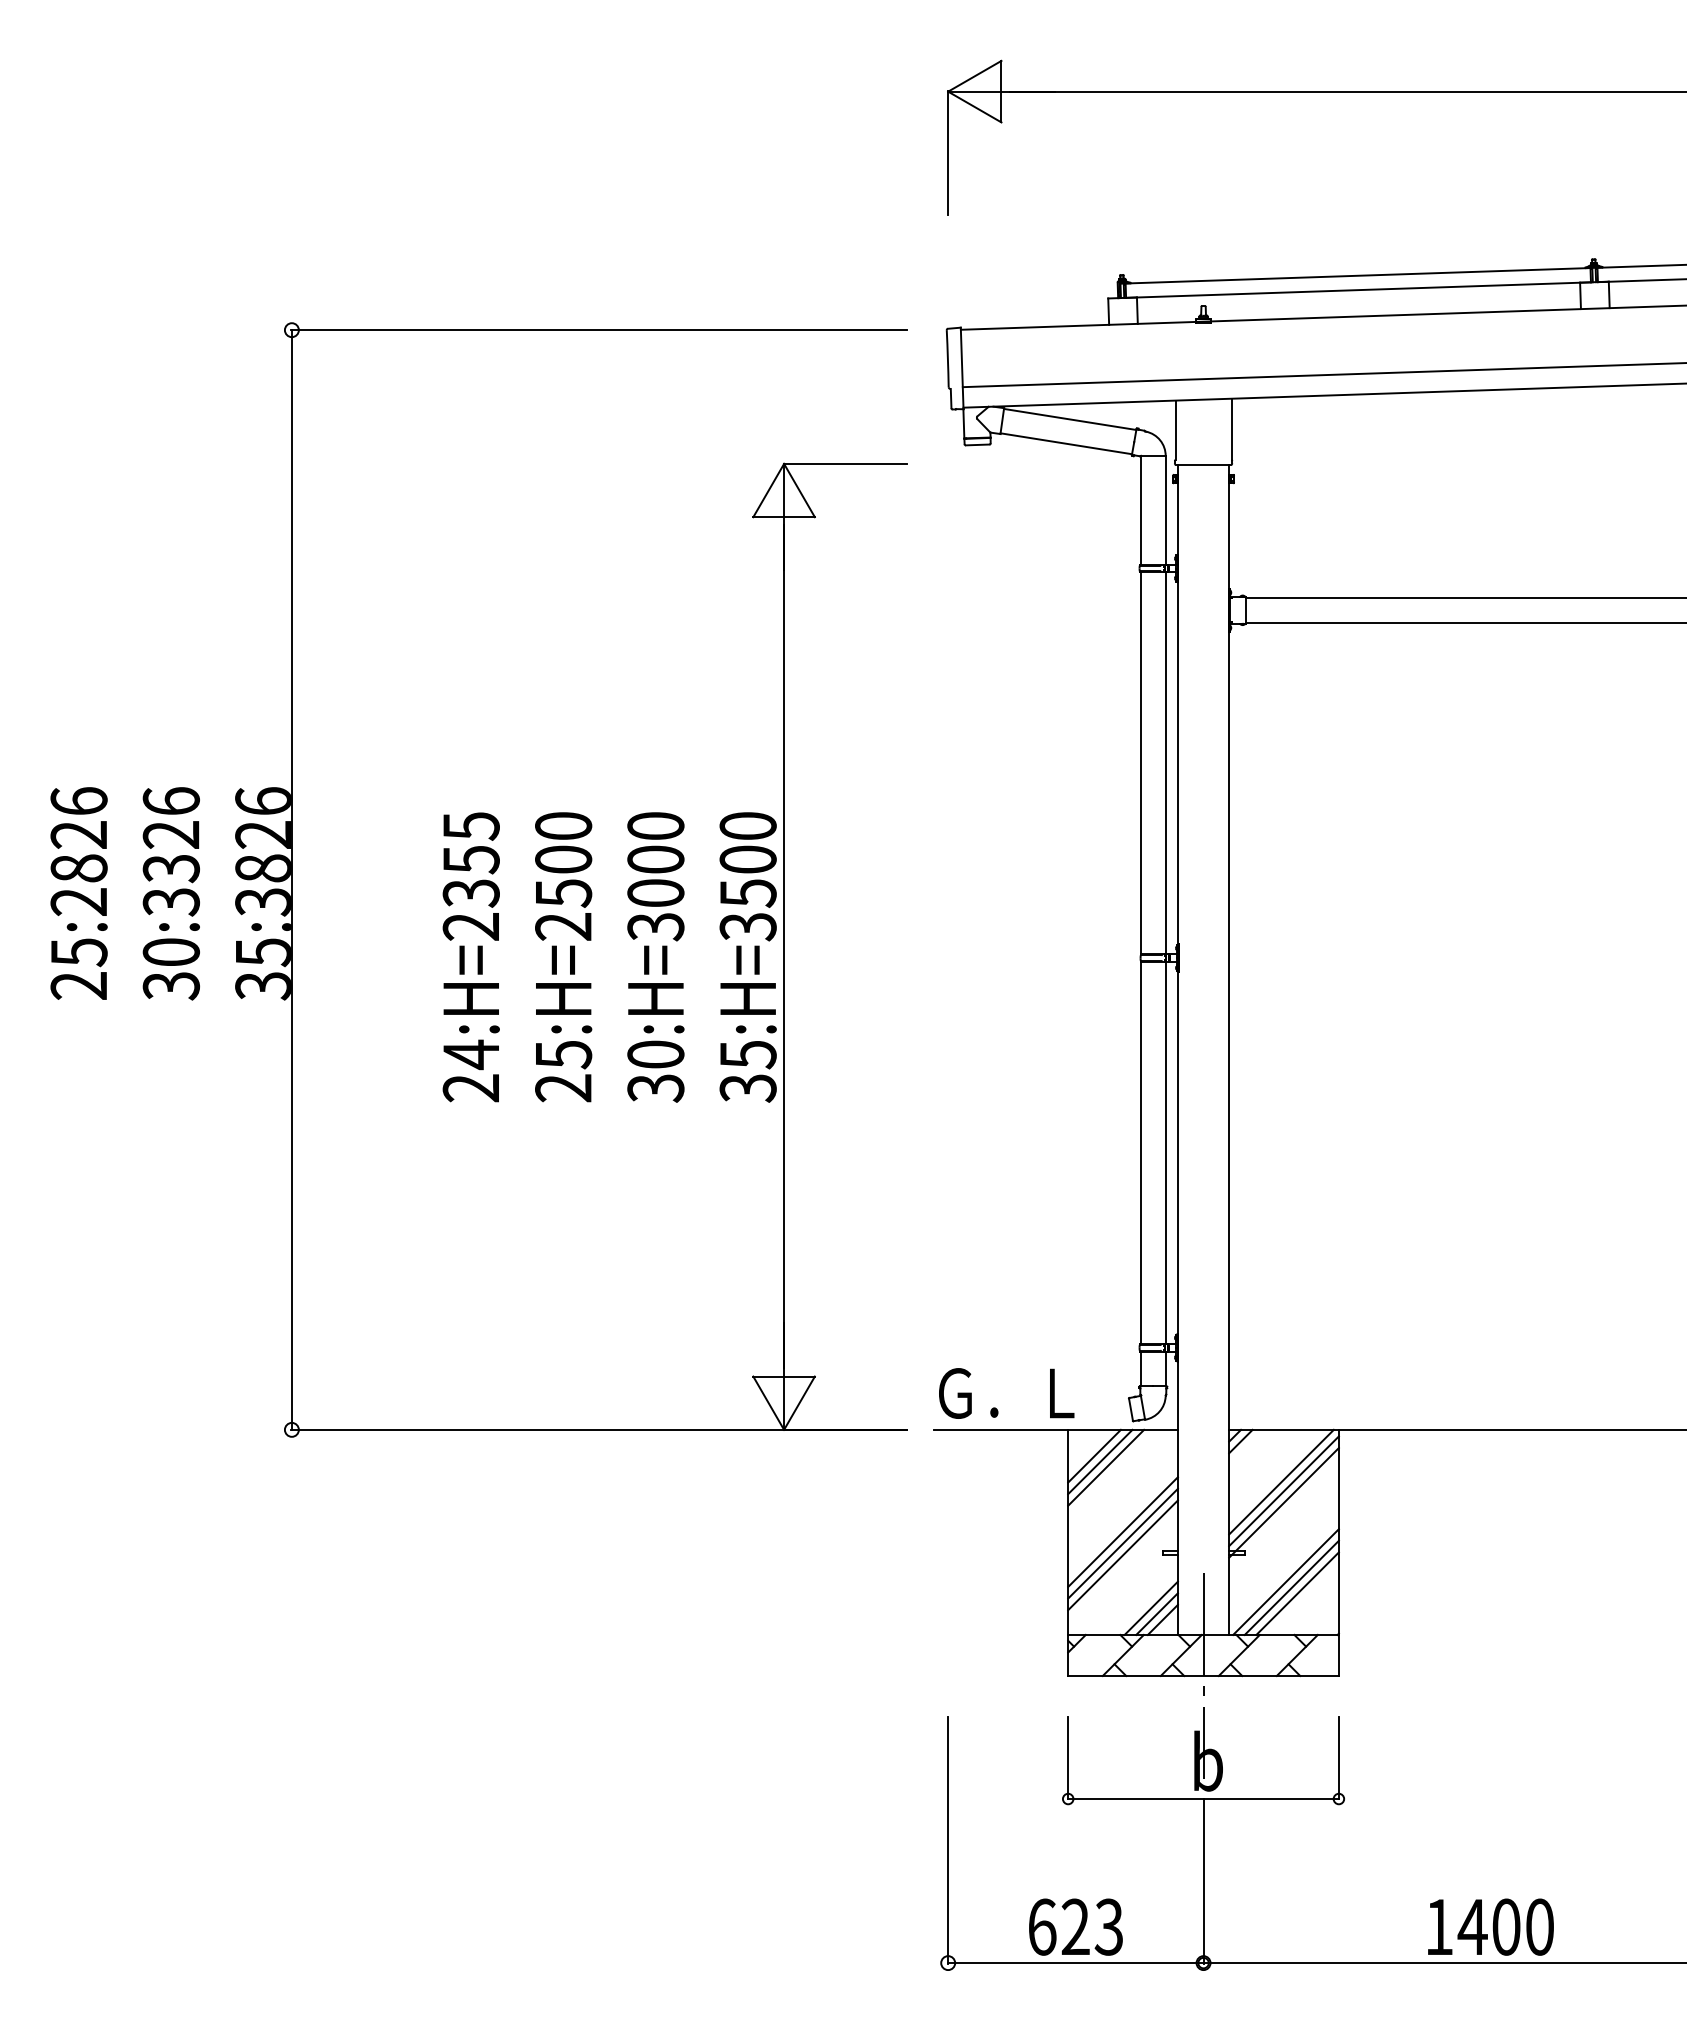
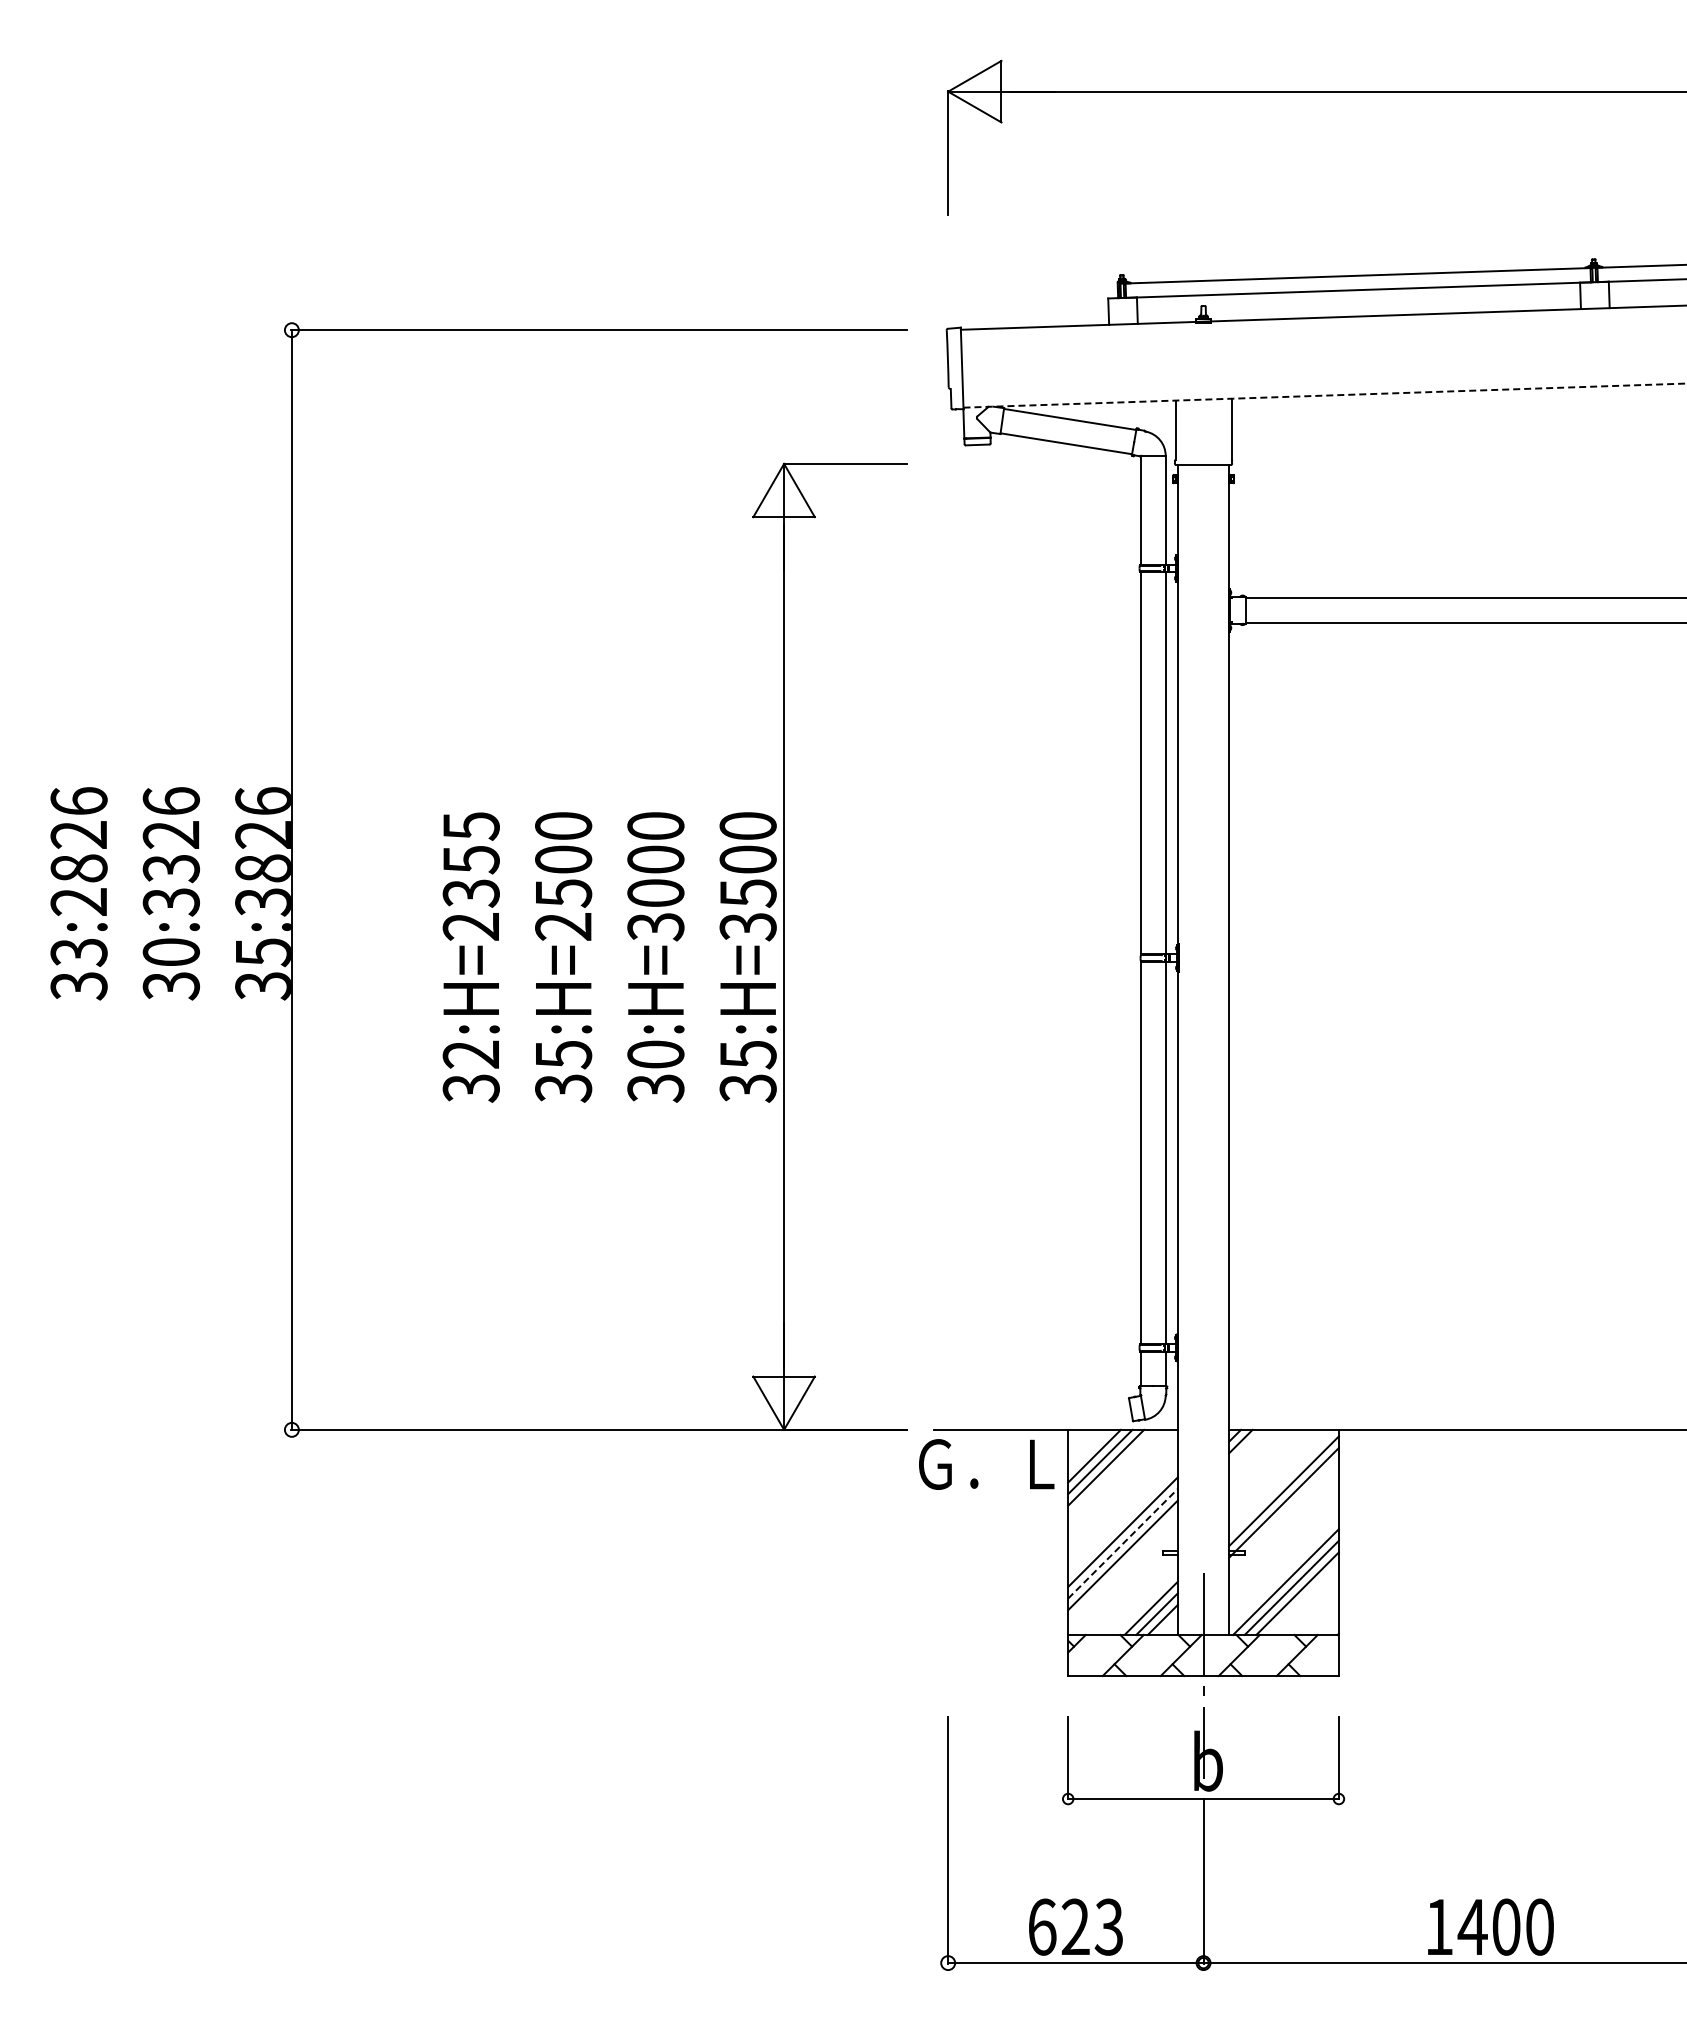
line: present -> none (1322, 375)
line: solid -> dashed (1325, 395)
text: 25:2826 -> 33:2826 (78, 969)
text: 24:H=2355 -> 32:H=2355 (470, 1070)
text: 25:H=2500 -> 35:H=2500 (563, 1088)
text position: (1006, 1393) -> (986, 1464) (986, 1464)
line: present -> none (1281, 1481)
line: solid -> dashed (1123, 1543)
